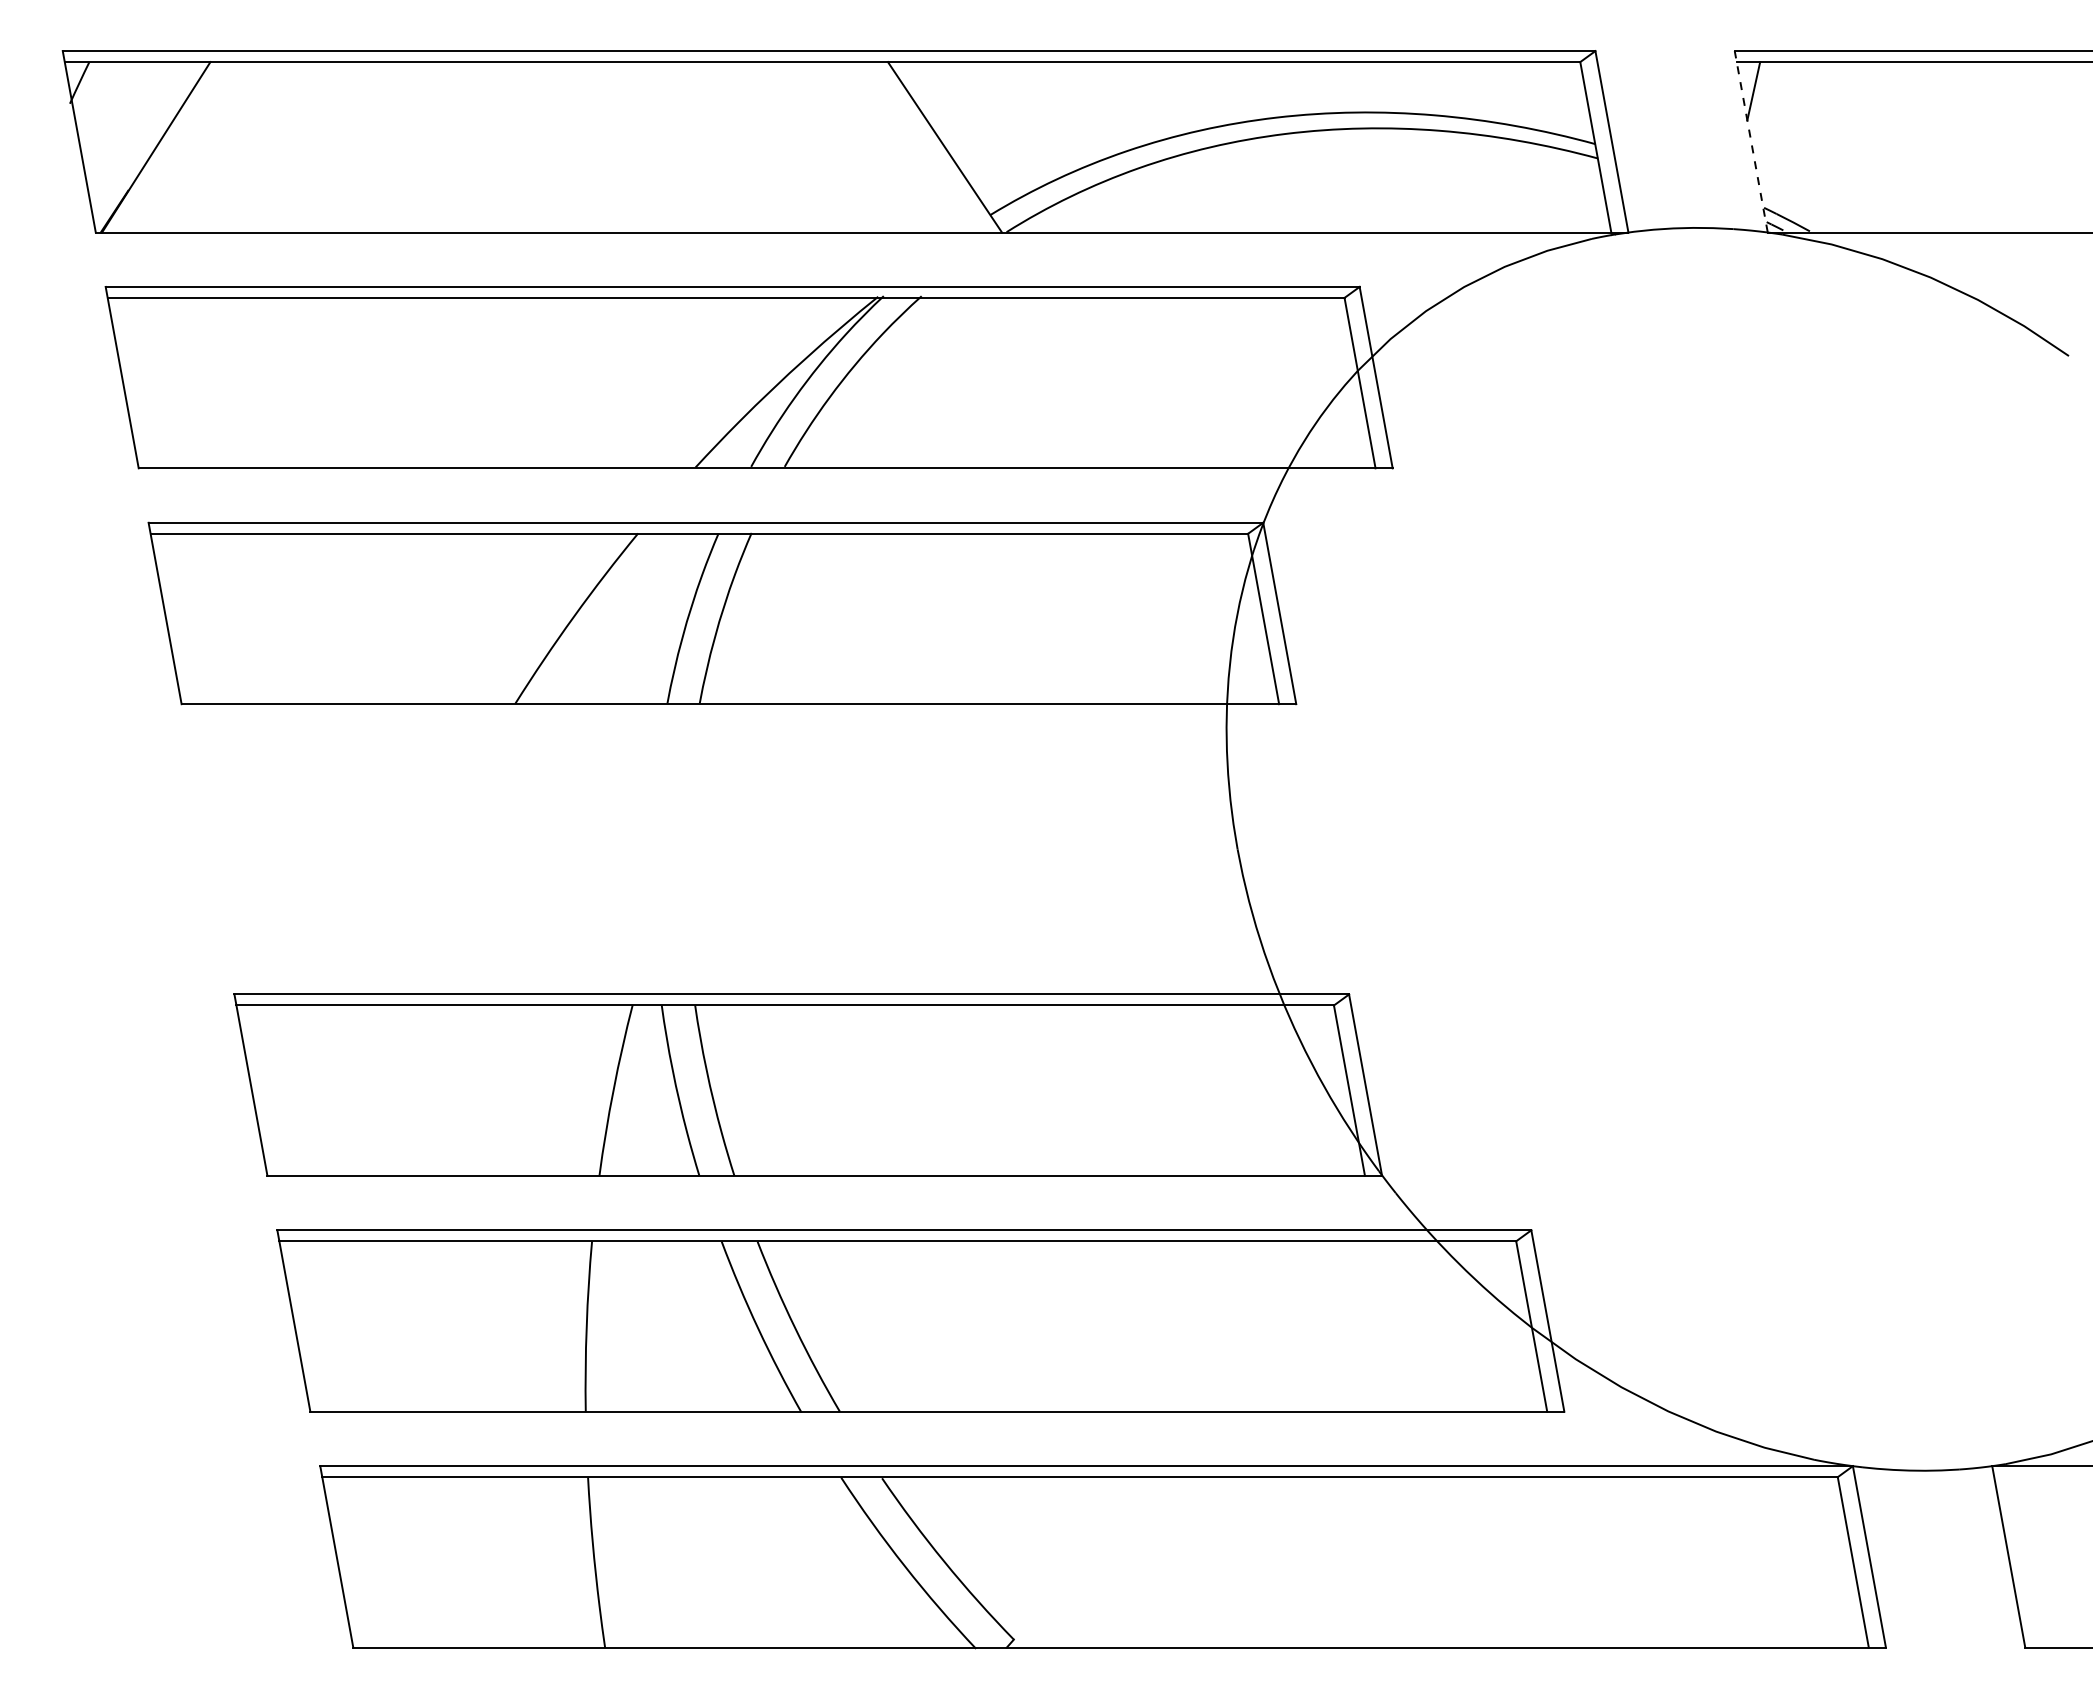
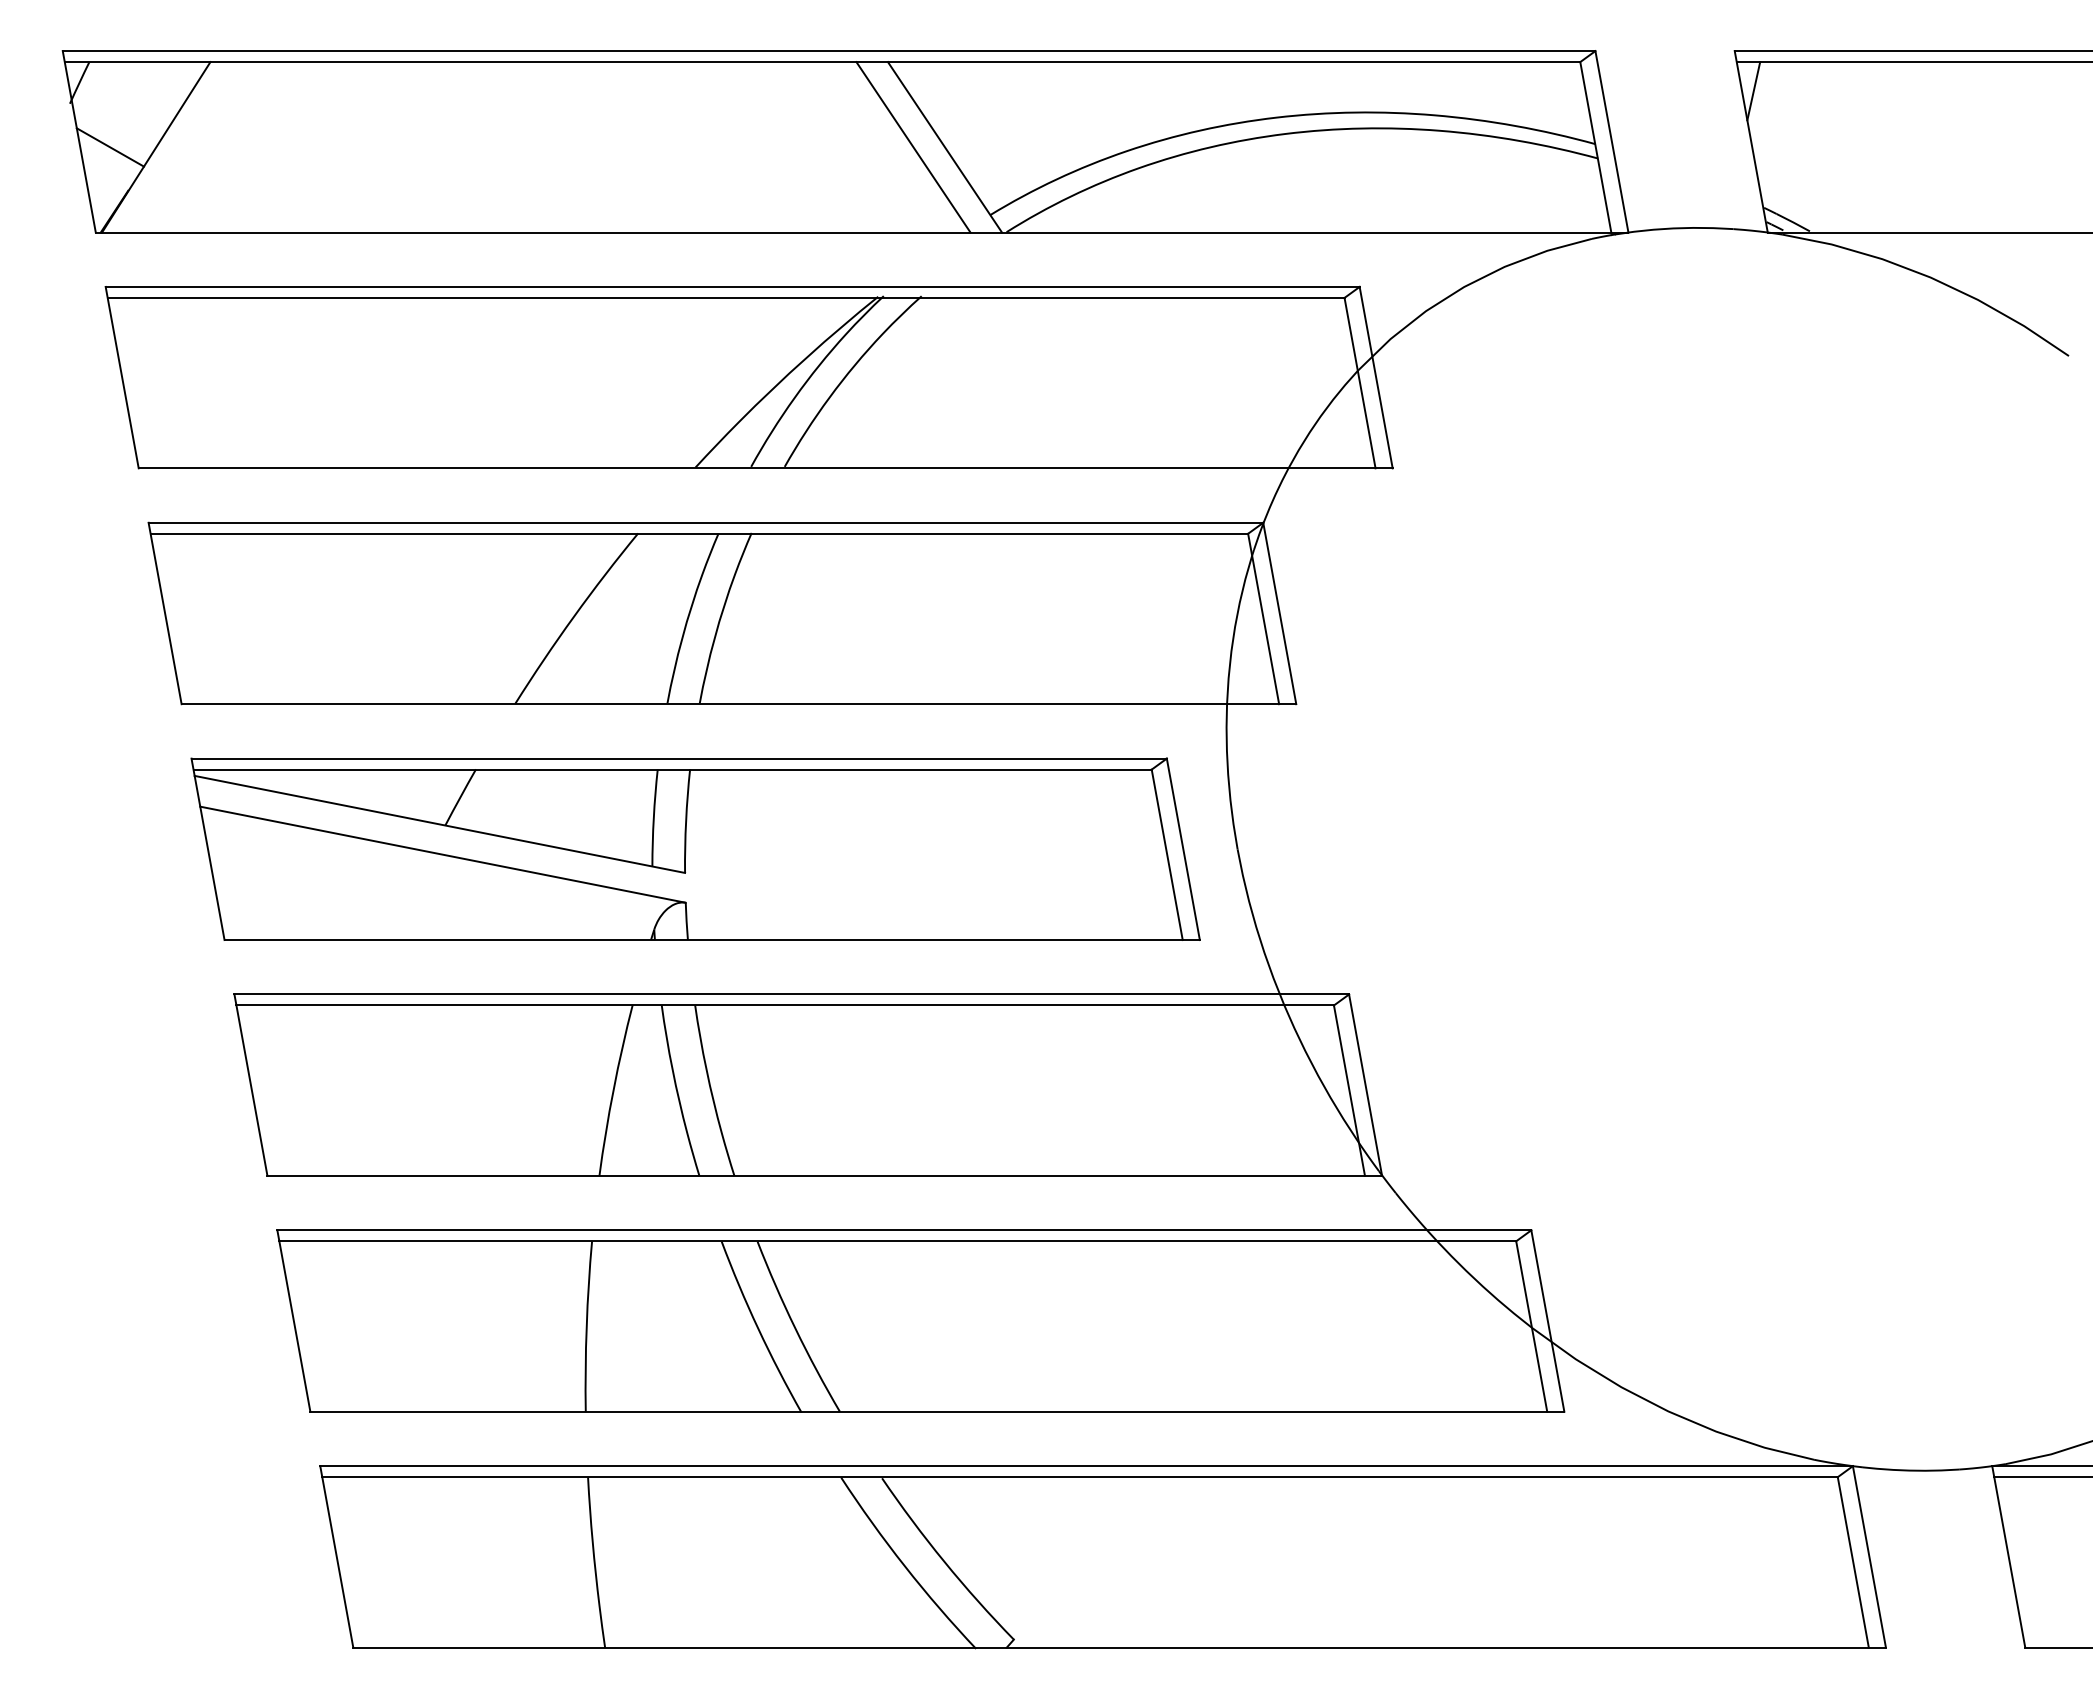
line: dashed -> solid (1751, 141)
line: none -> present (109, 147)
line: none -> present (913, 147)
part: none -> present (695, 848)
line: none -> present (2041, 1477)
